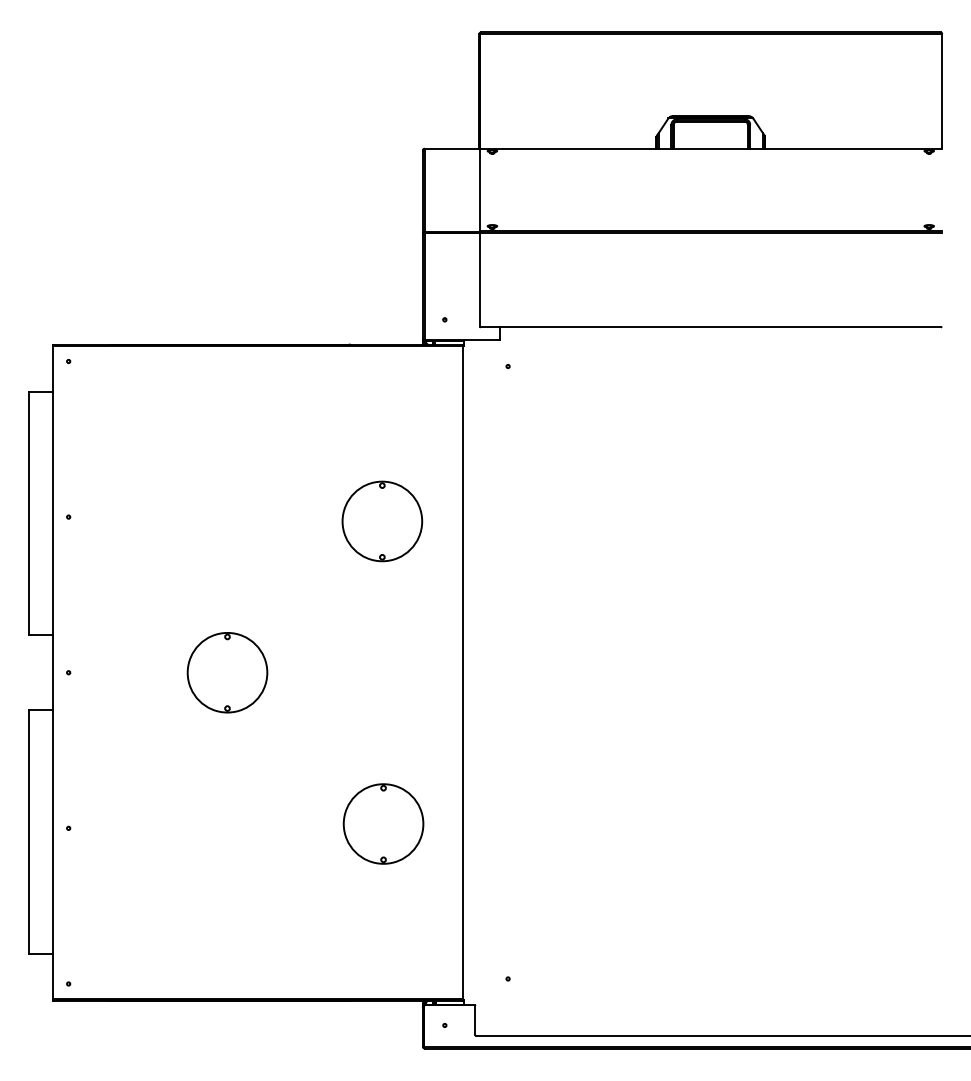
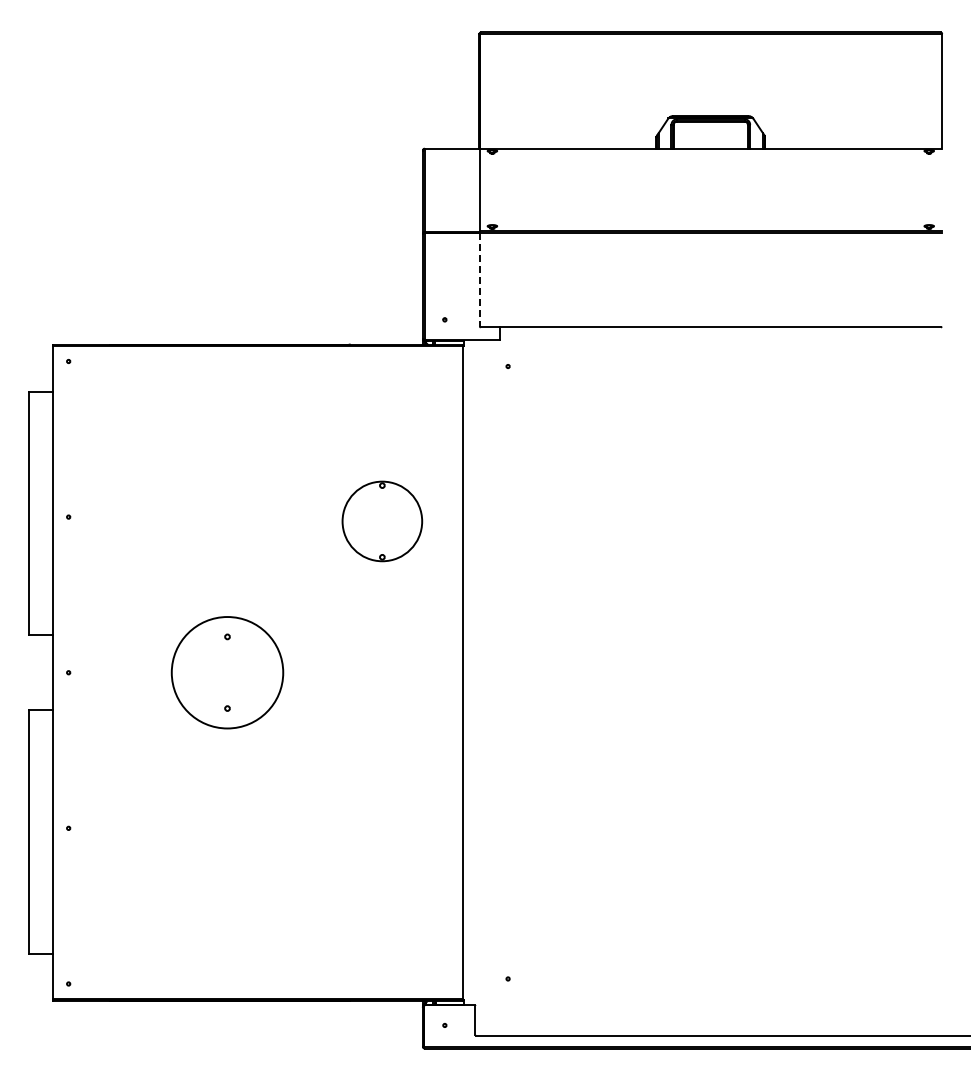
line: solid -> dashed (479, 279)
circle diameter: 80 px -> 111 px (227, 672)
part: present -> none (383, 823)
